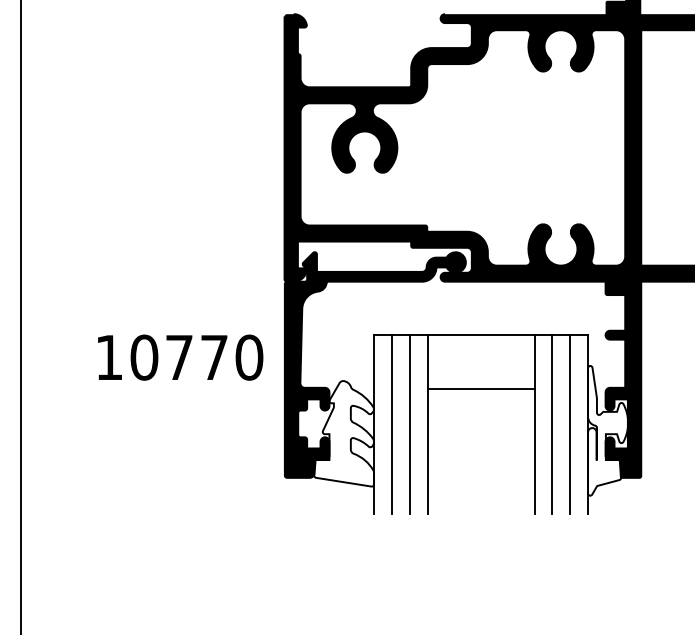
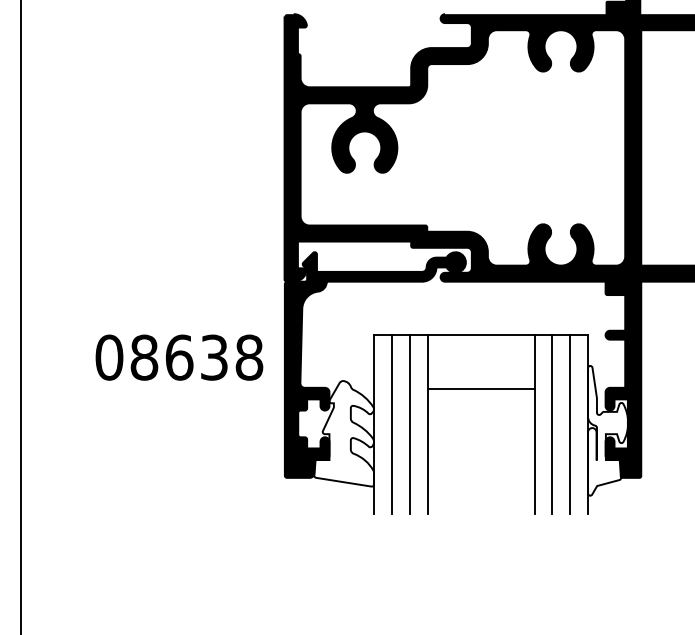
text: 10770 -> 08638 (179, 357)
